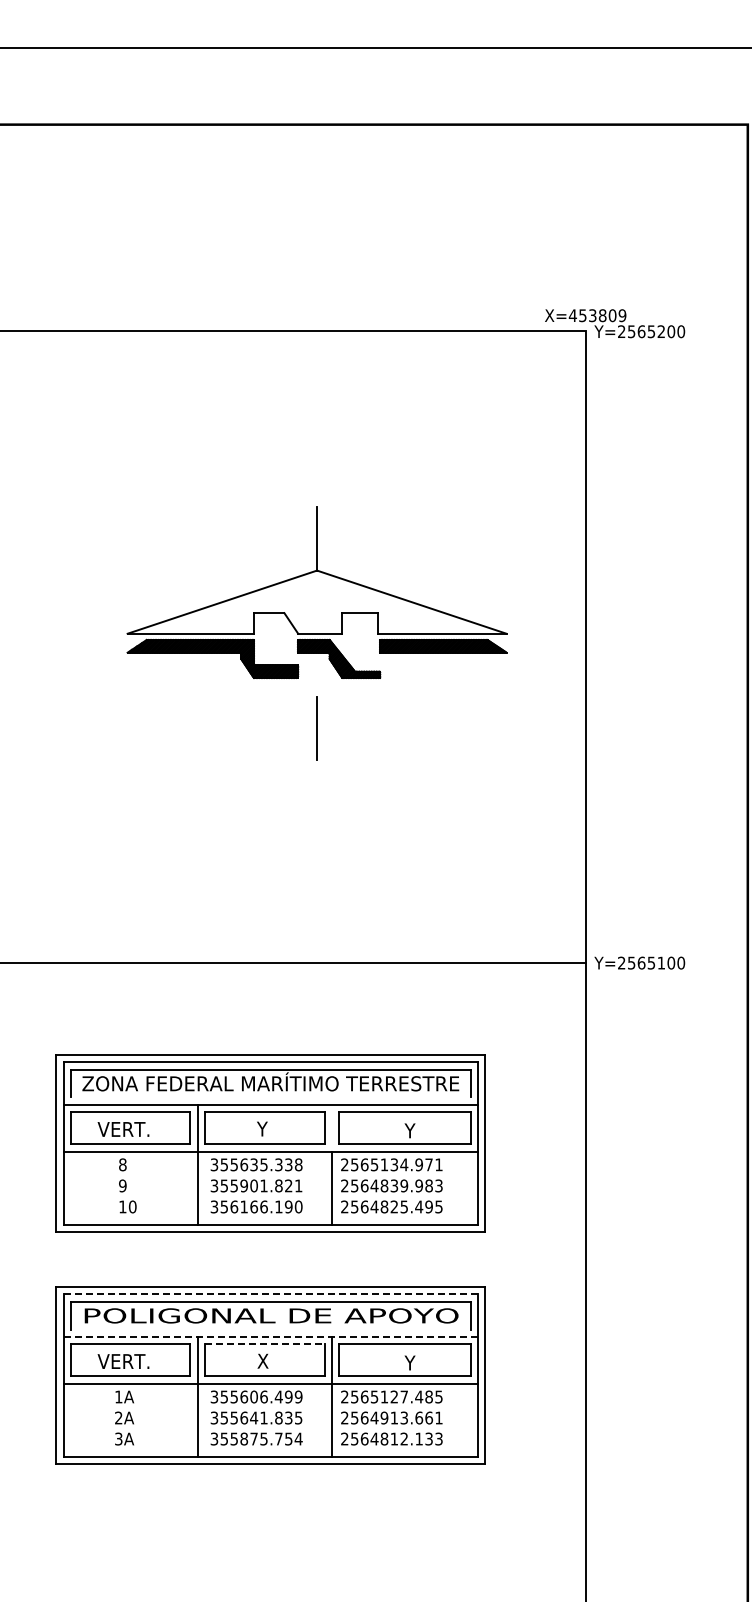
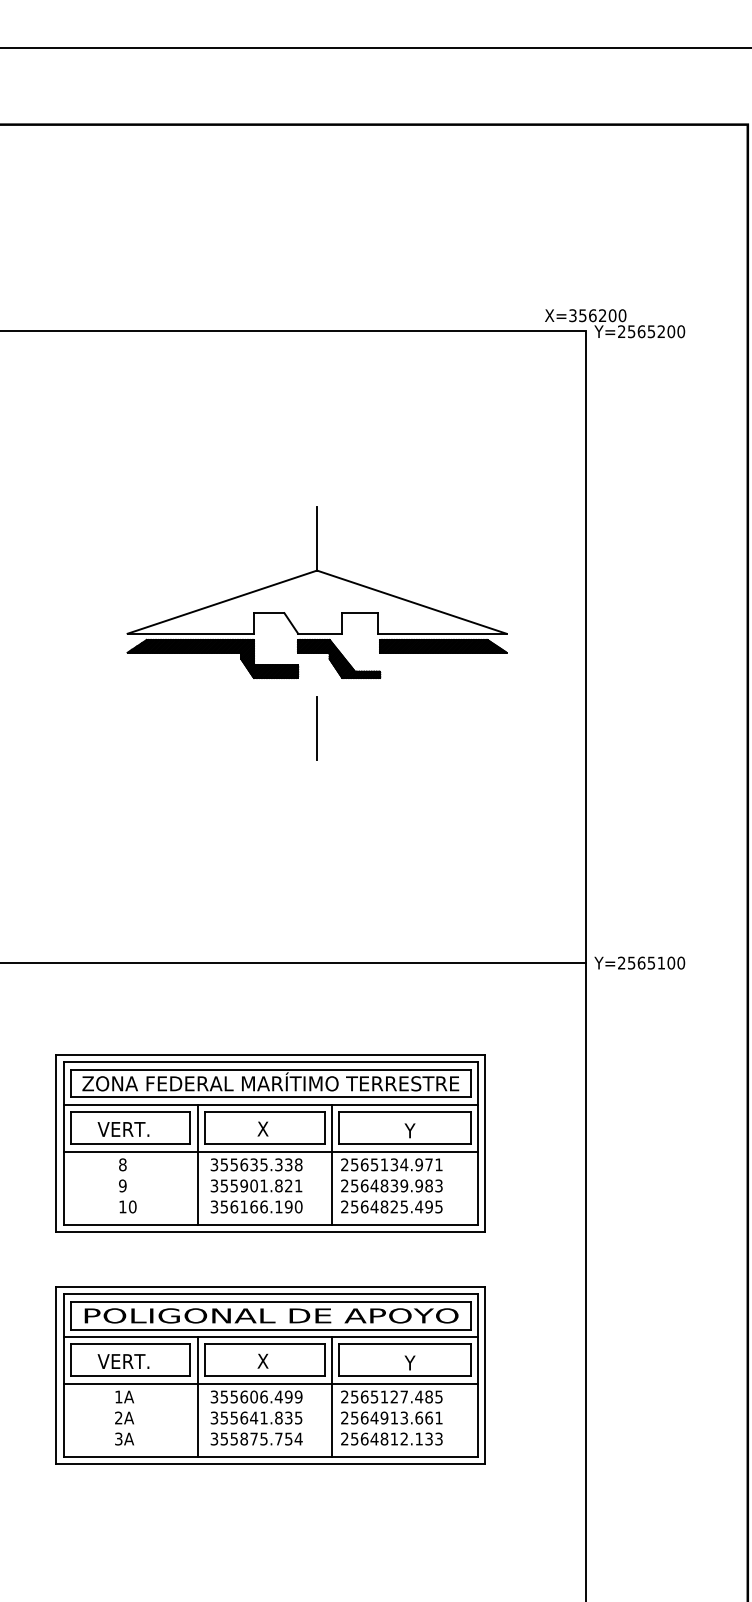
text: X=453809 -> X=356200 (597, 315)
line: none -> present (270, 1097)
line: none -> present (332, 1127)
text: Y -> X (262, 1128)
line: dashed -> solid (271, 1294)
line: none -> present (270, 1329)
line: dashed -> solid (271, 1336)
line: dashed -> solid (265, 1343)
